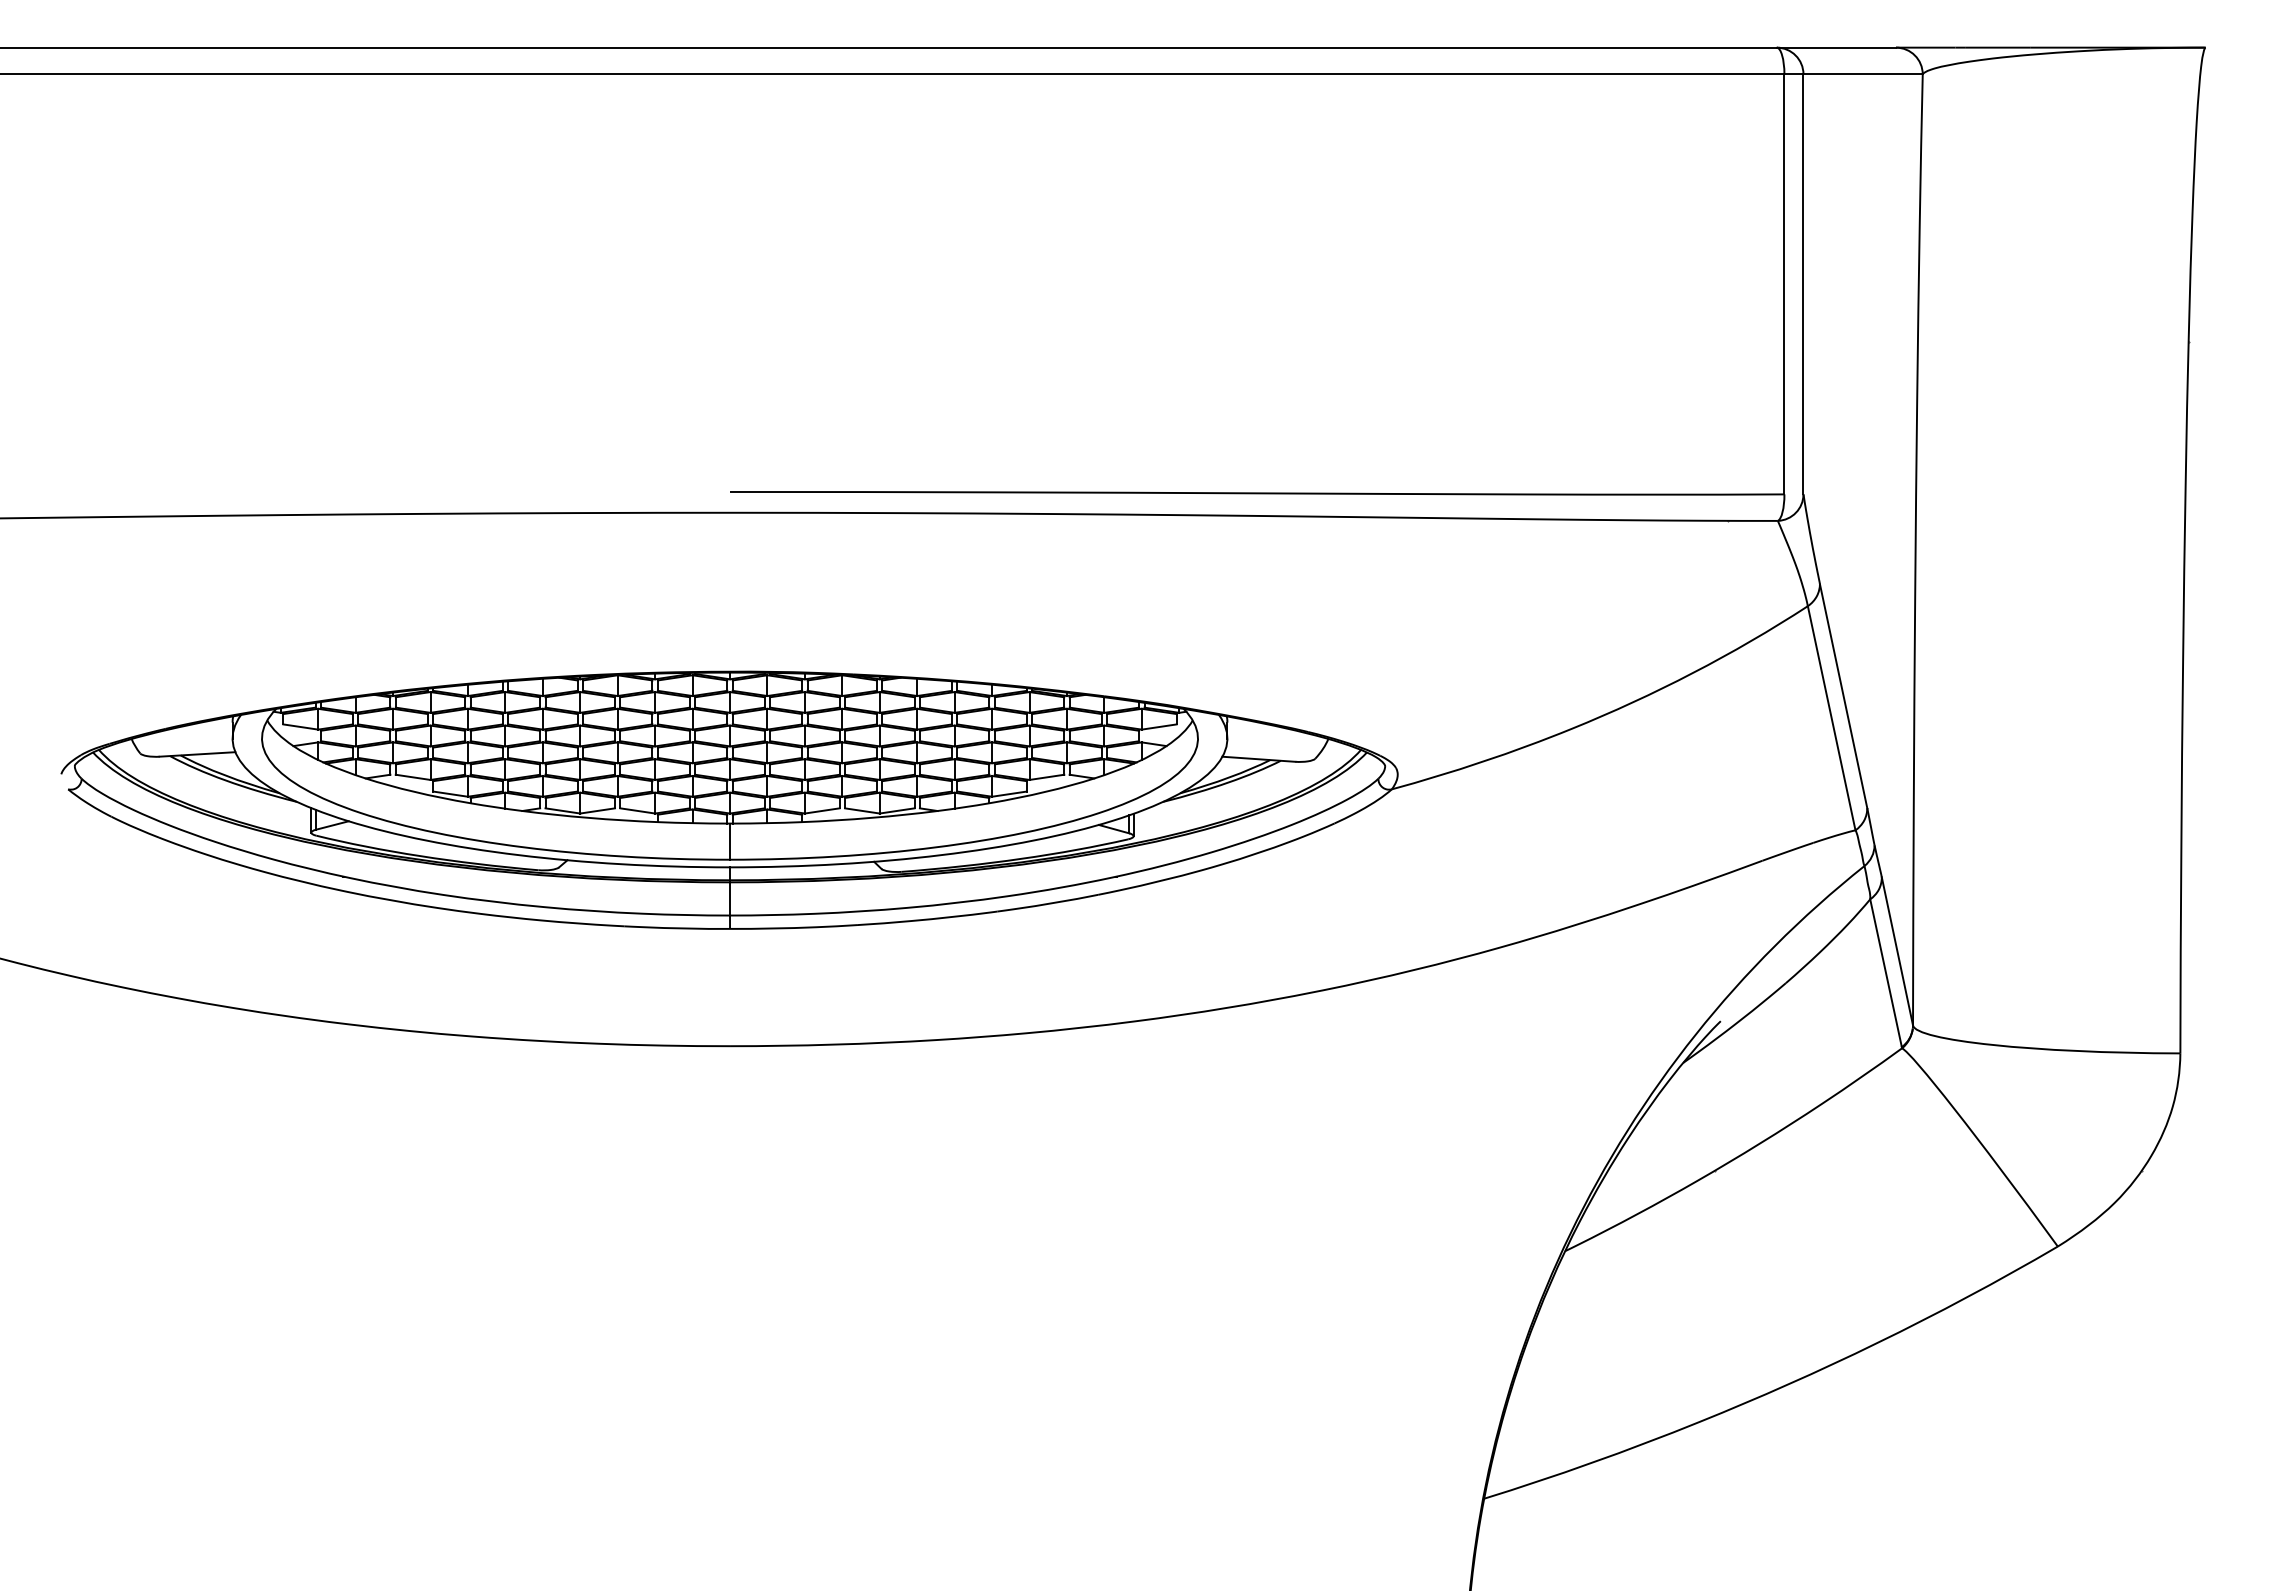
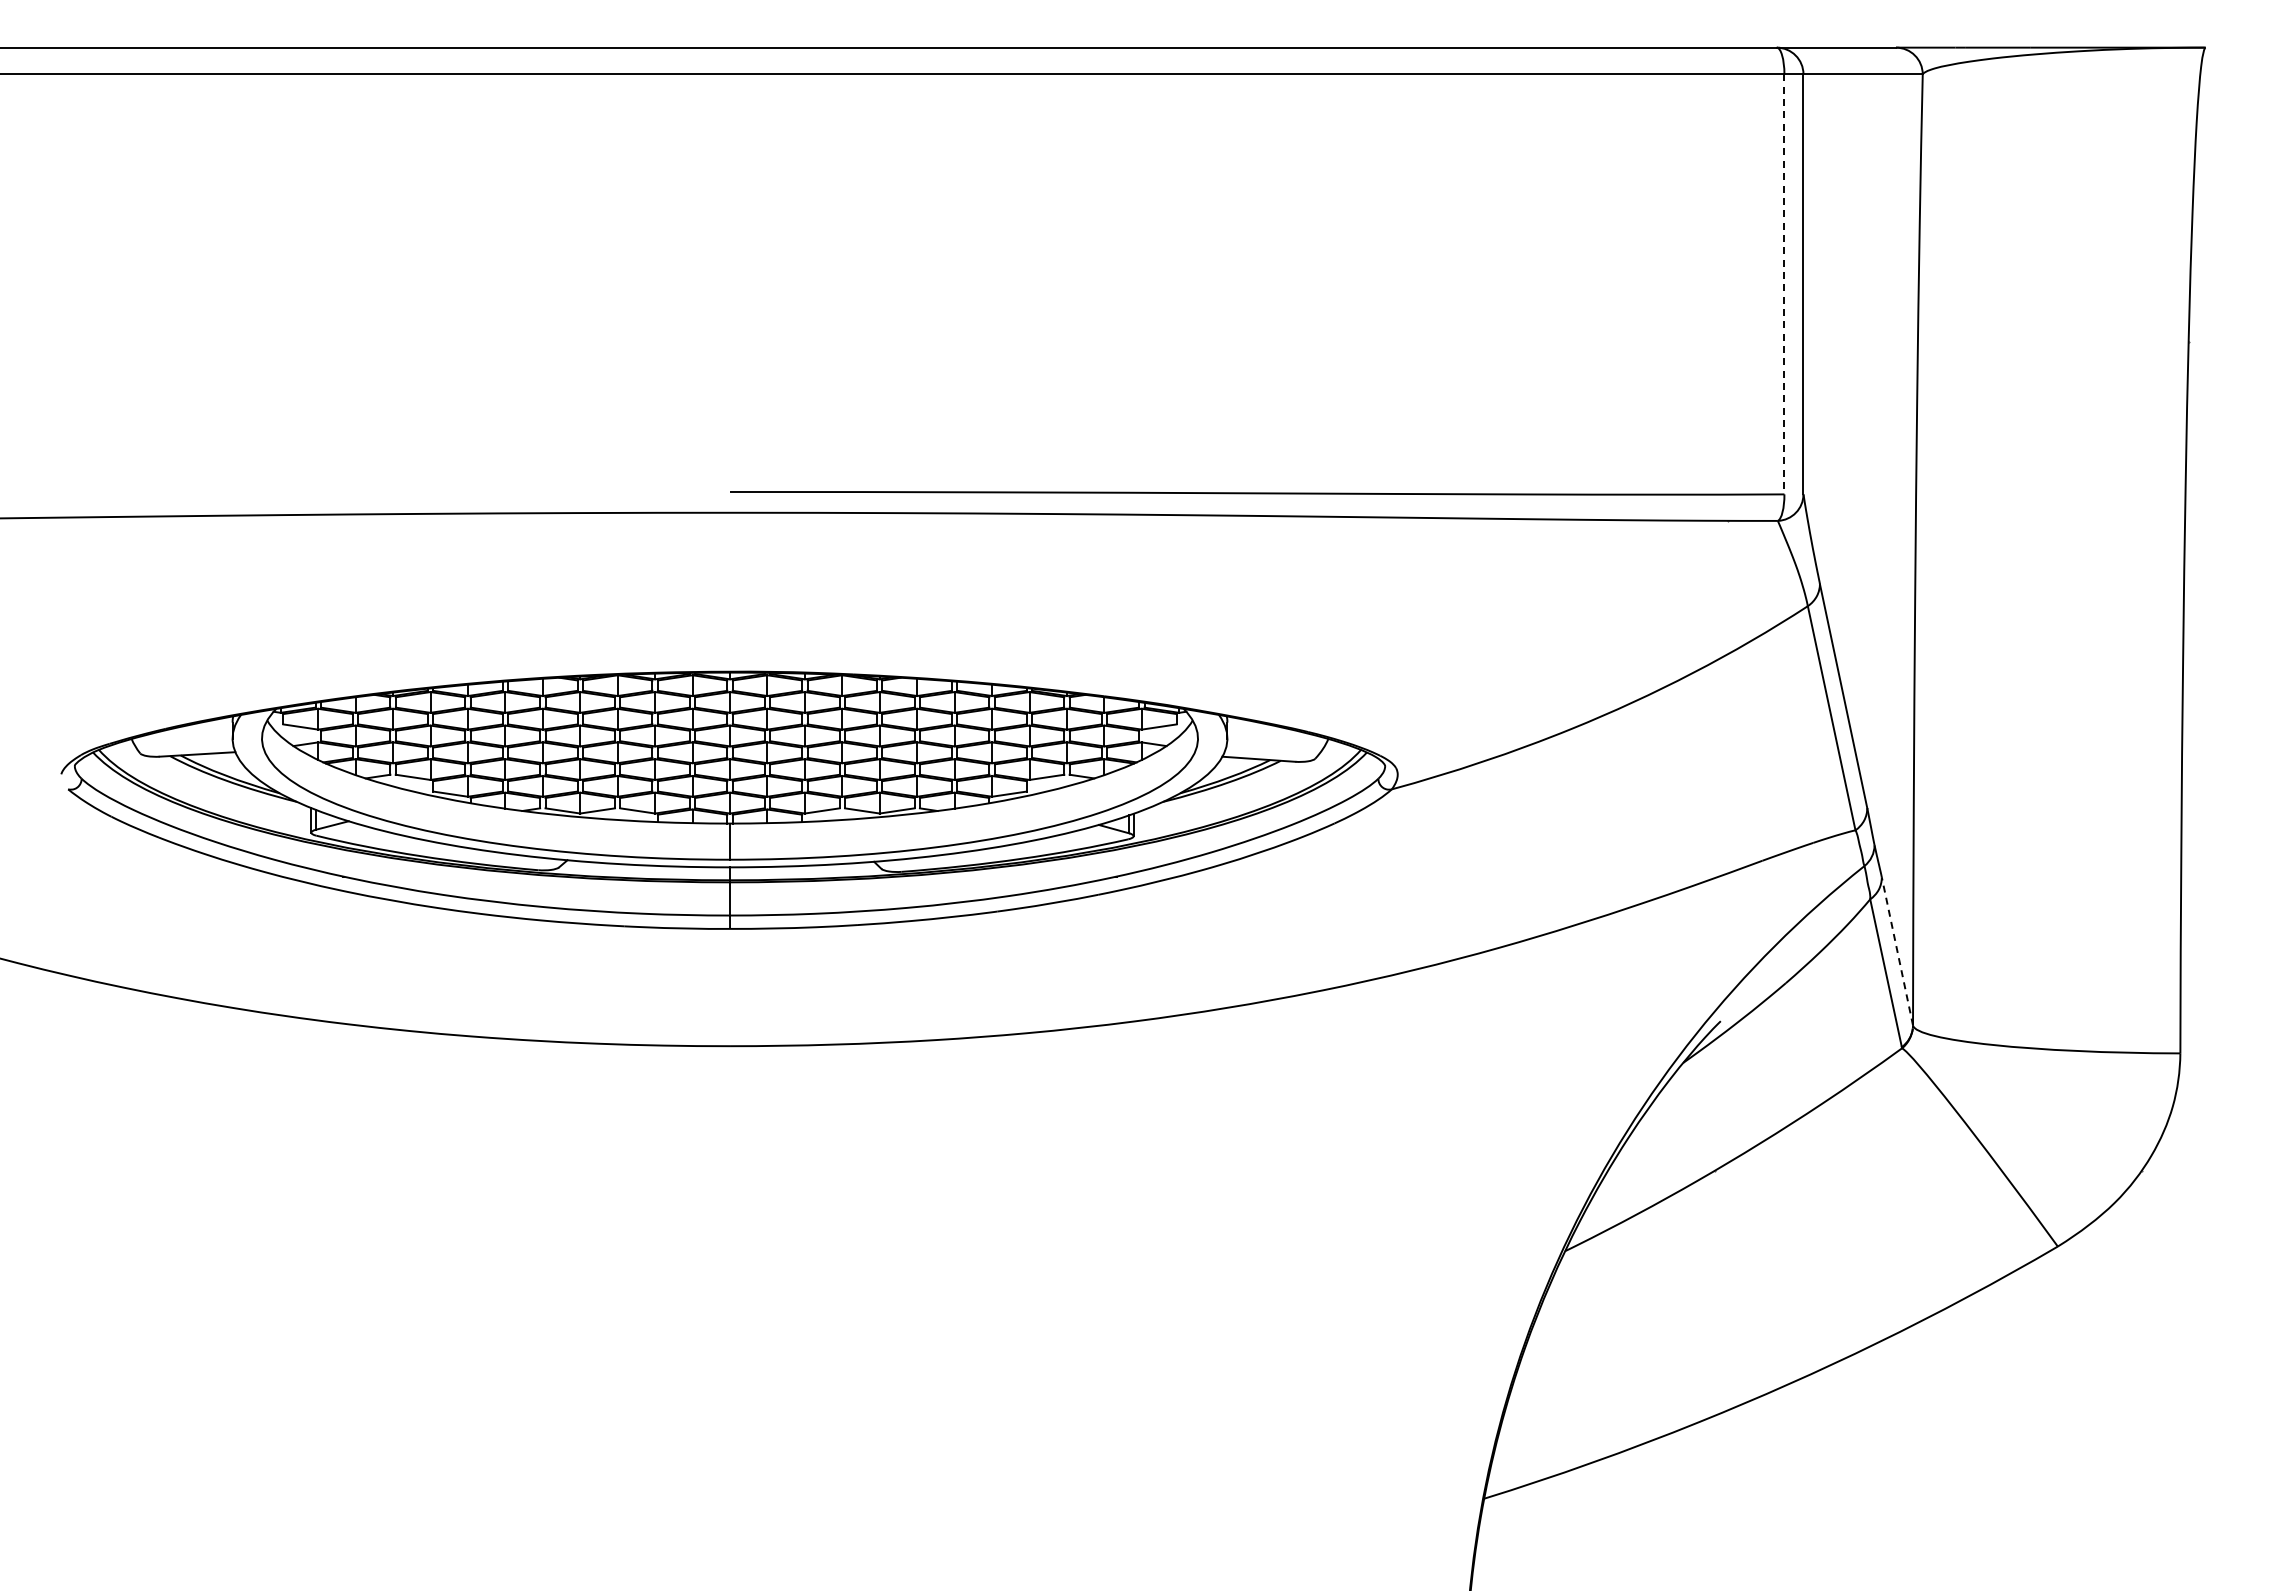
line: solid -> dashed (1784, 284)
line: solid -> dashed (1897, 951)
